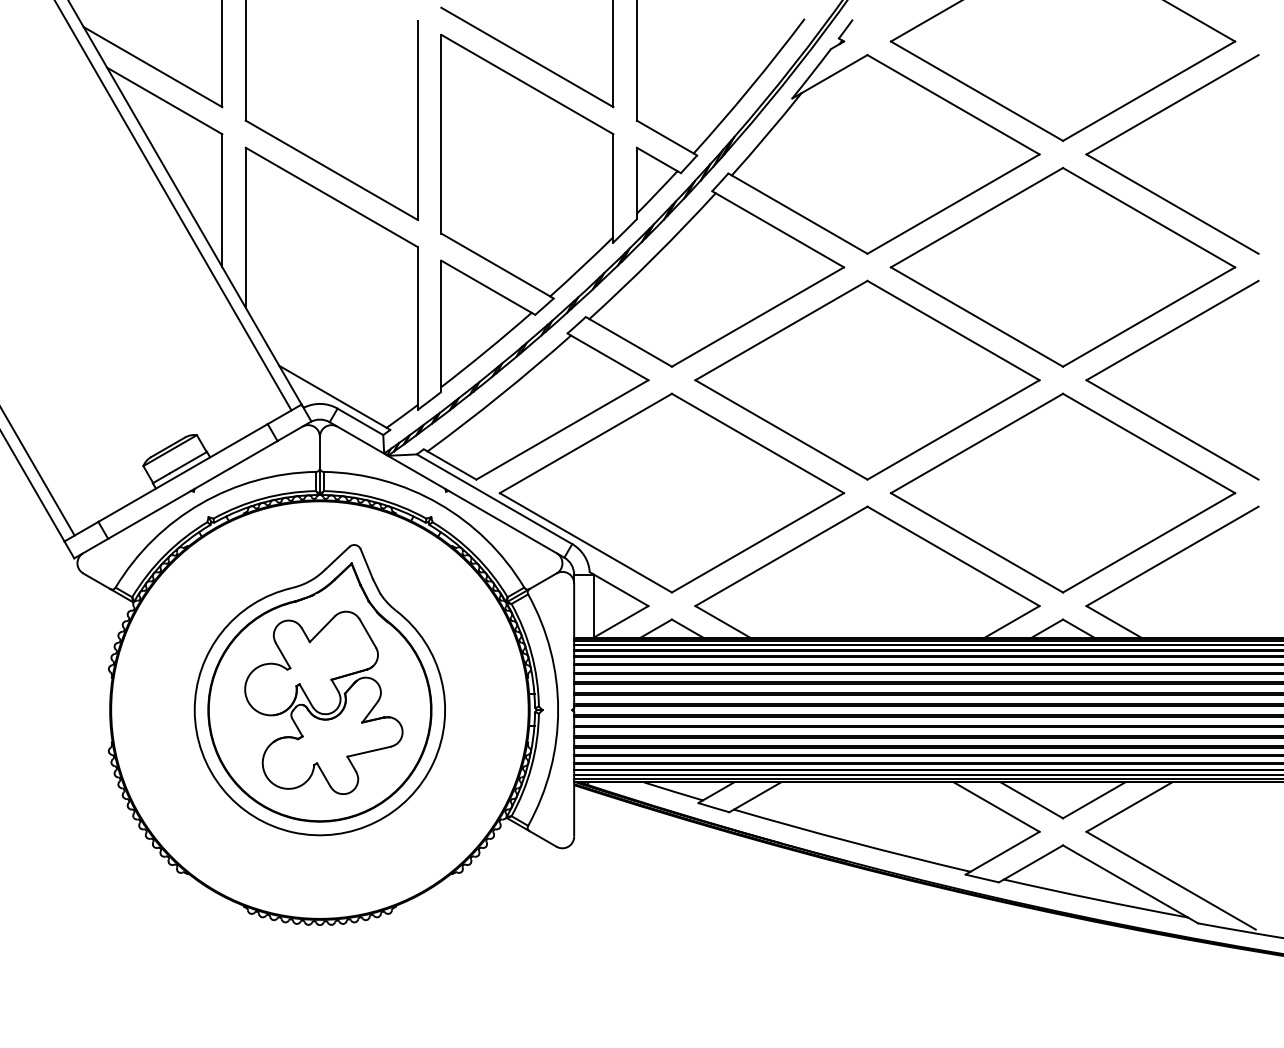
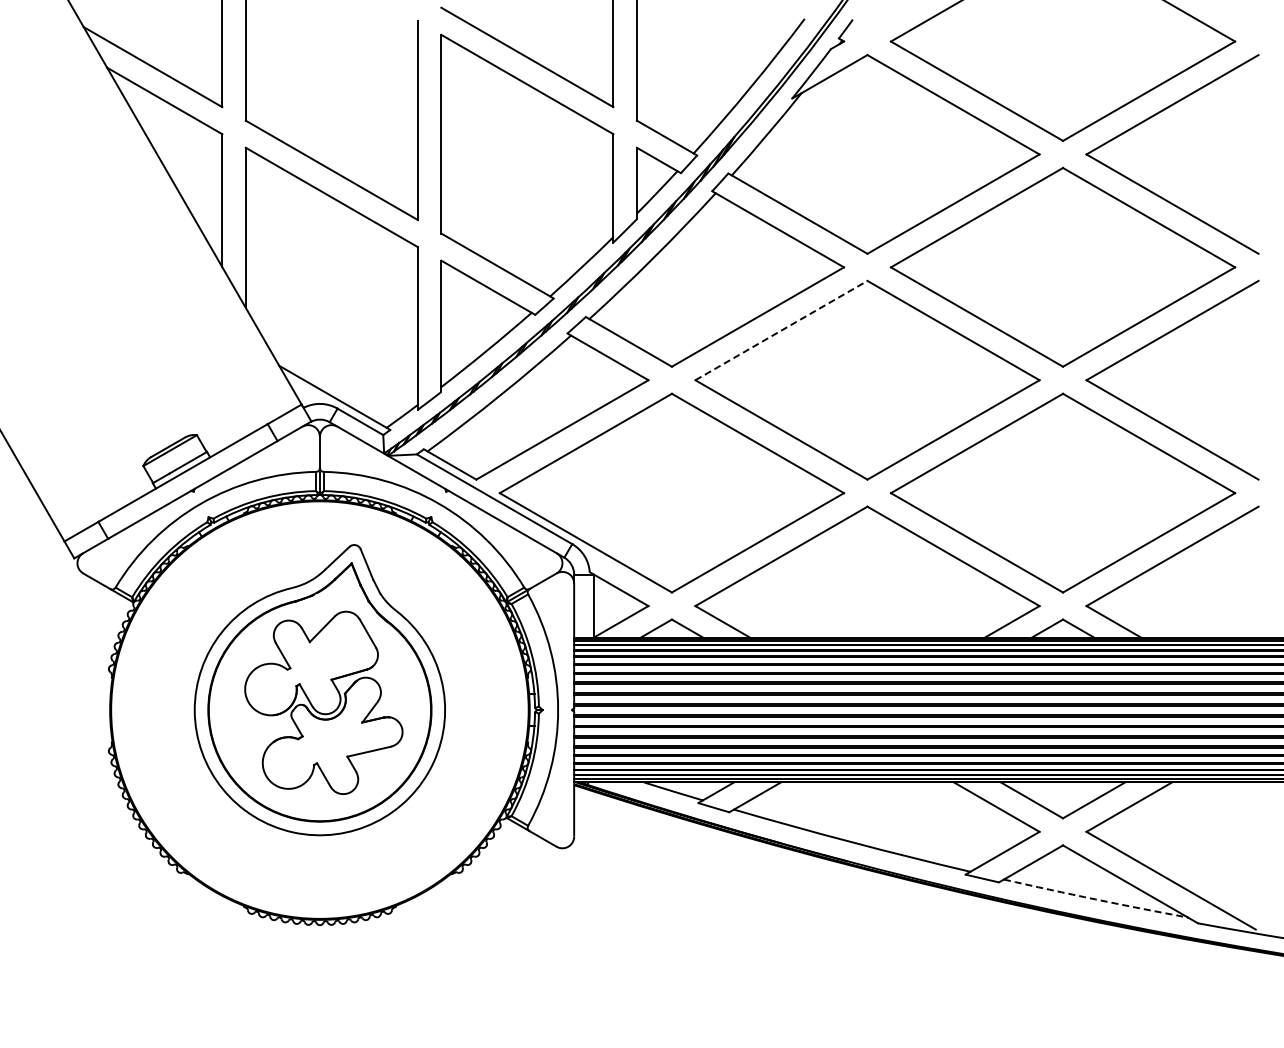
line: present -> none (173, 206)
line: solid -> dashed (781, 330)
line: present -> none (38, 472)
arc: solid -> dashed (1095, 899)
